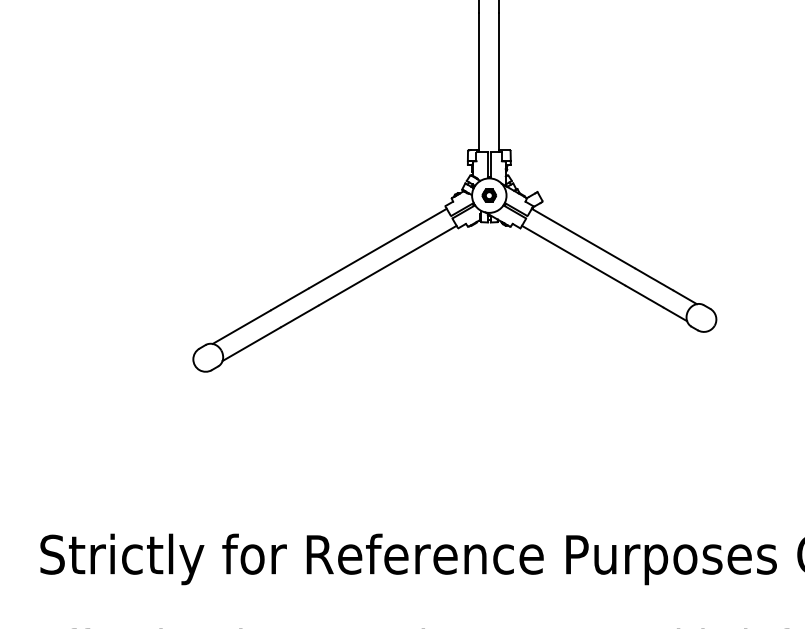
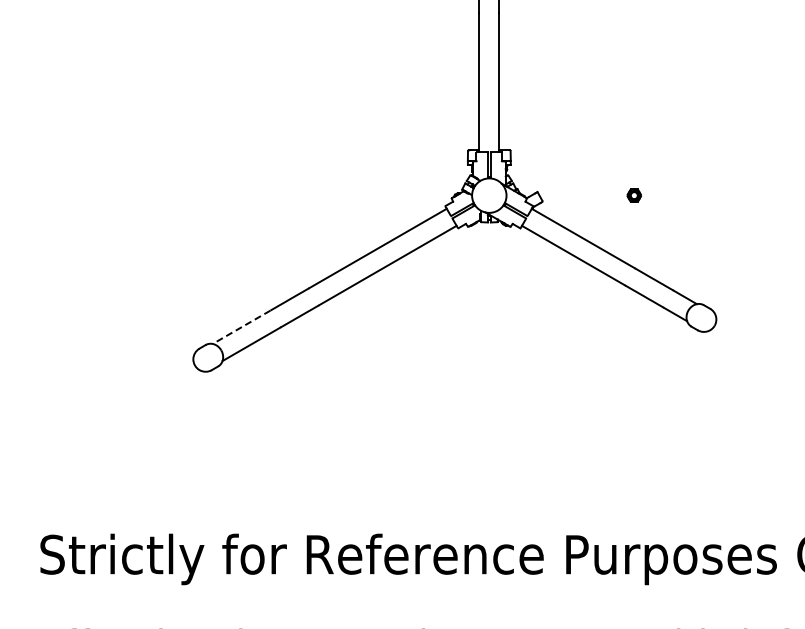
part position: (488, 195) -> (633, 195) (633, 195)
line: solid -> dashed (241, 327)
